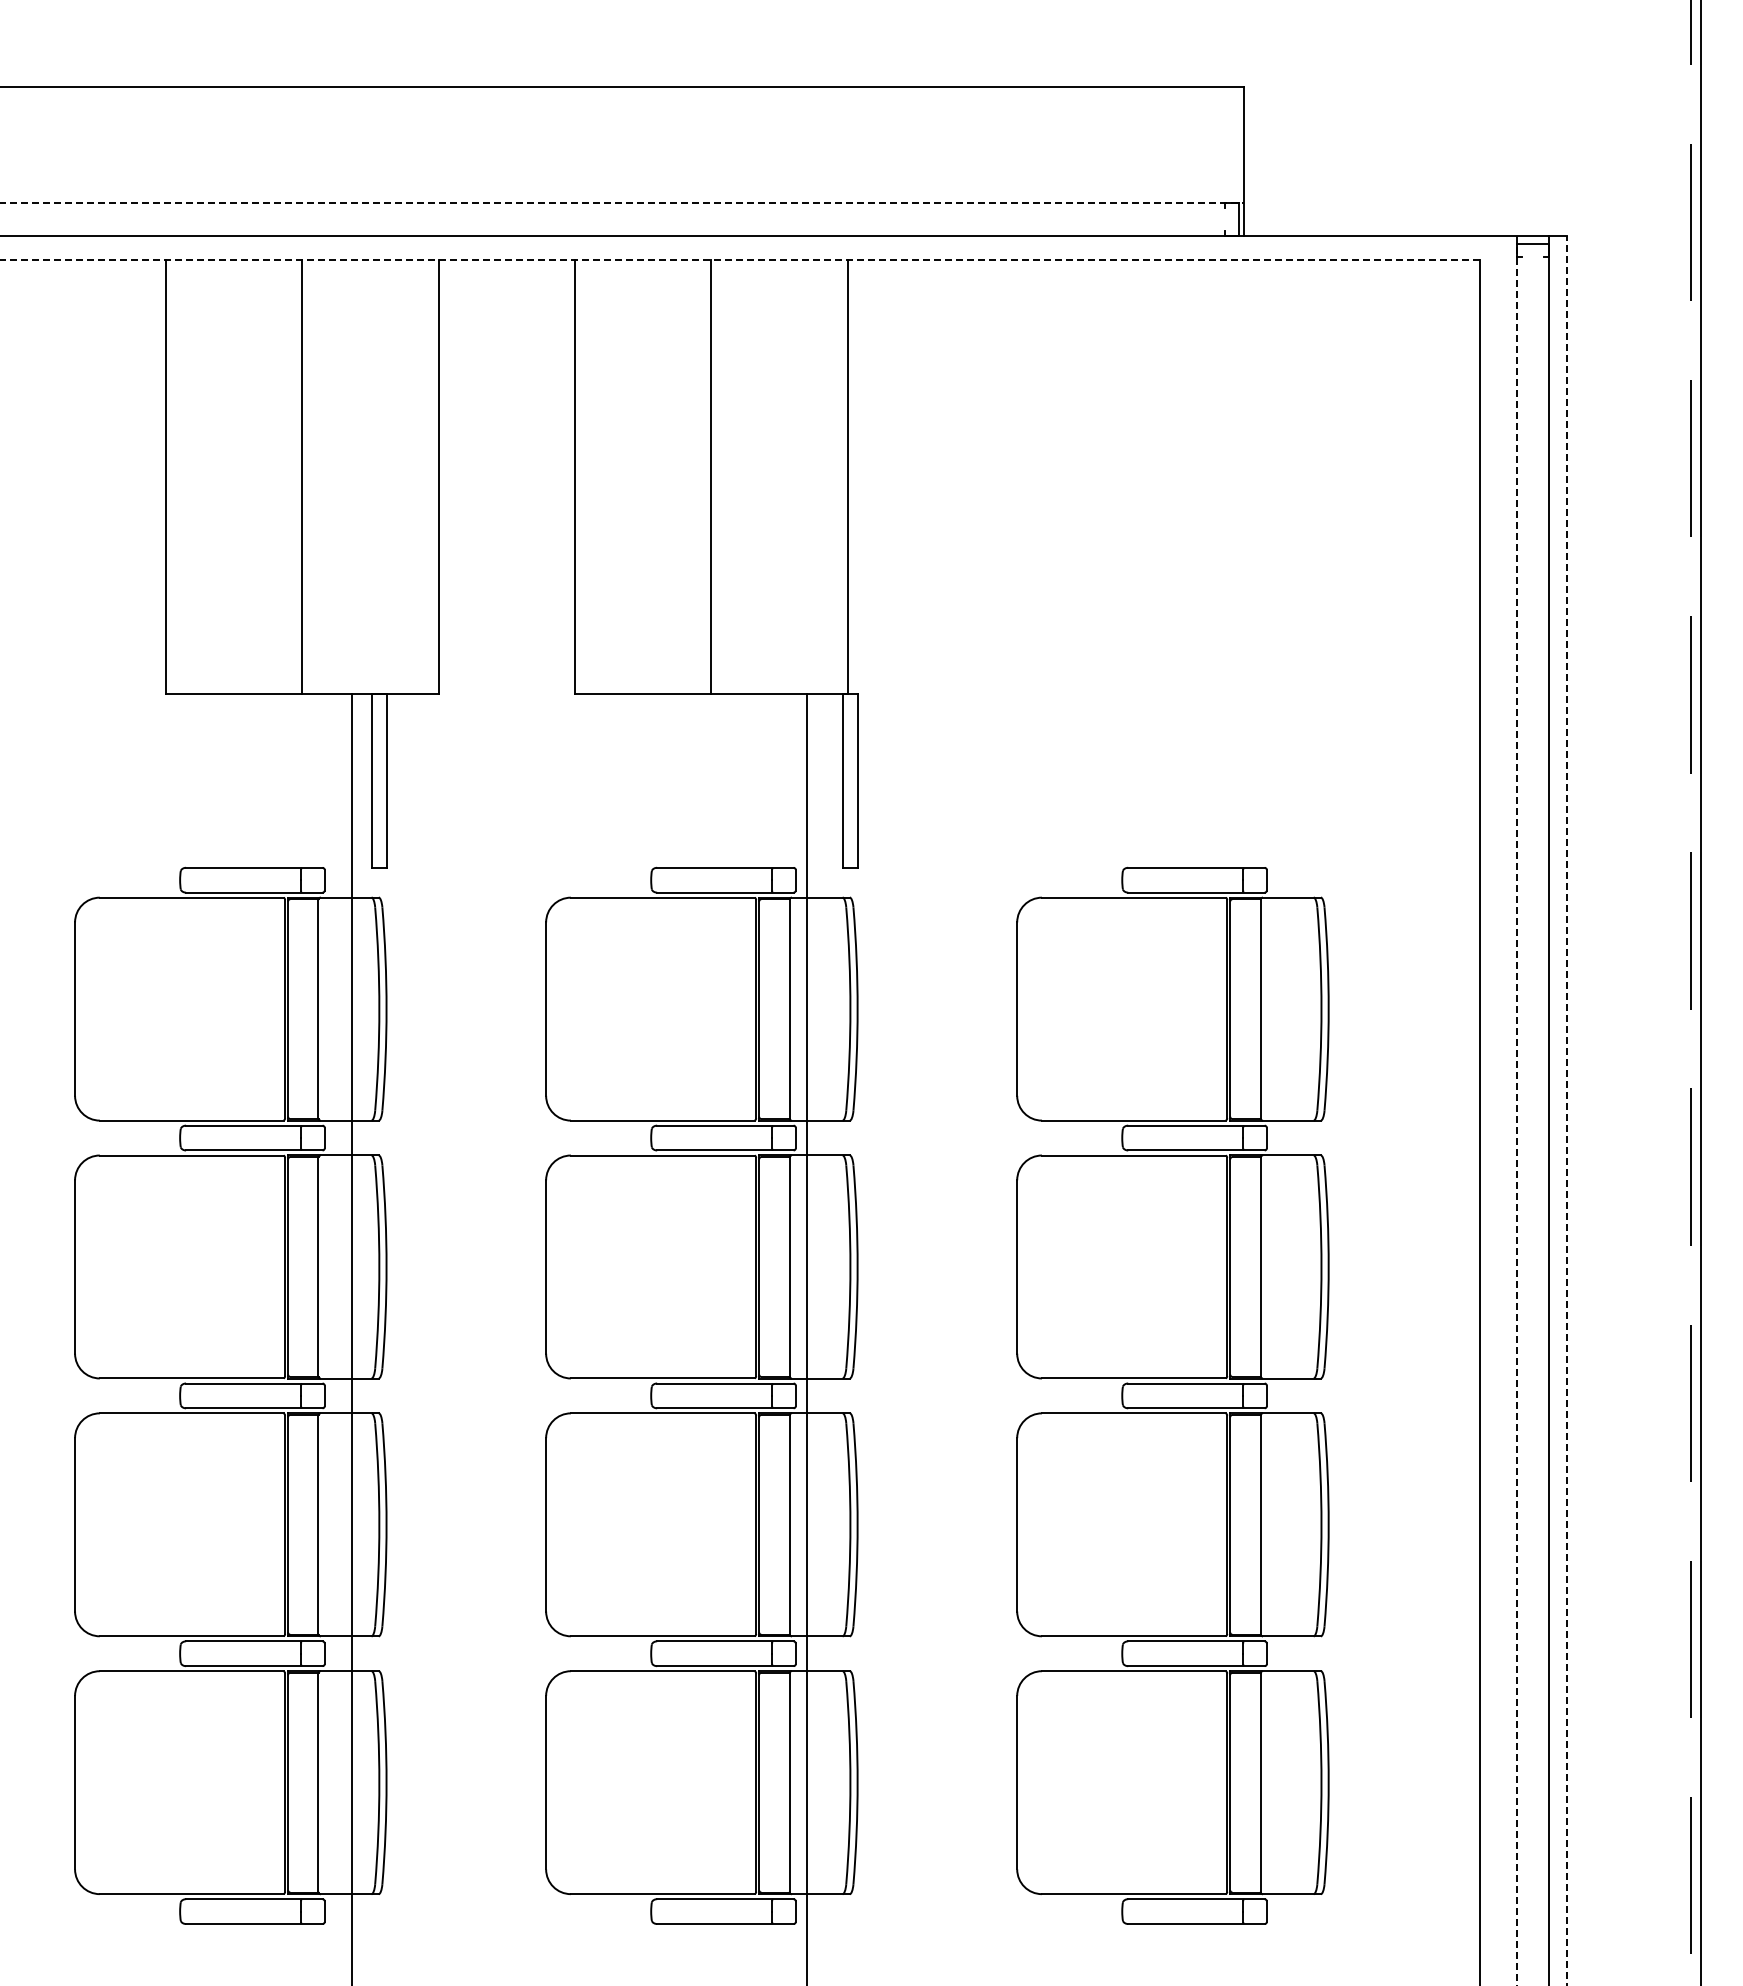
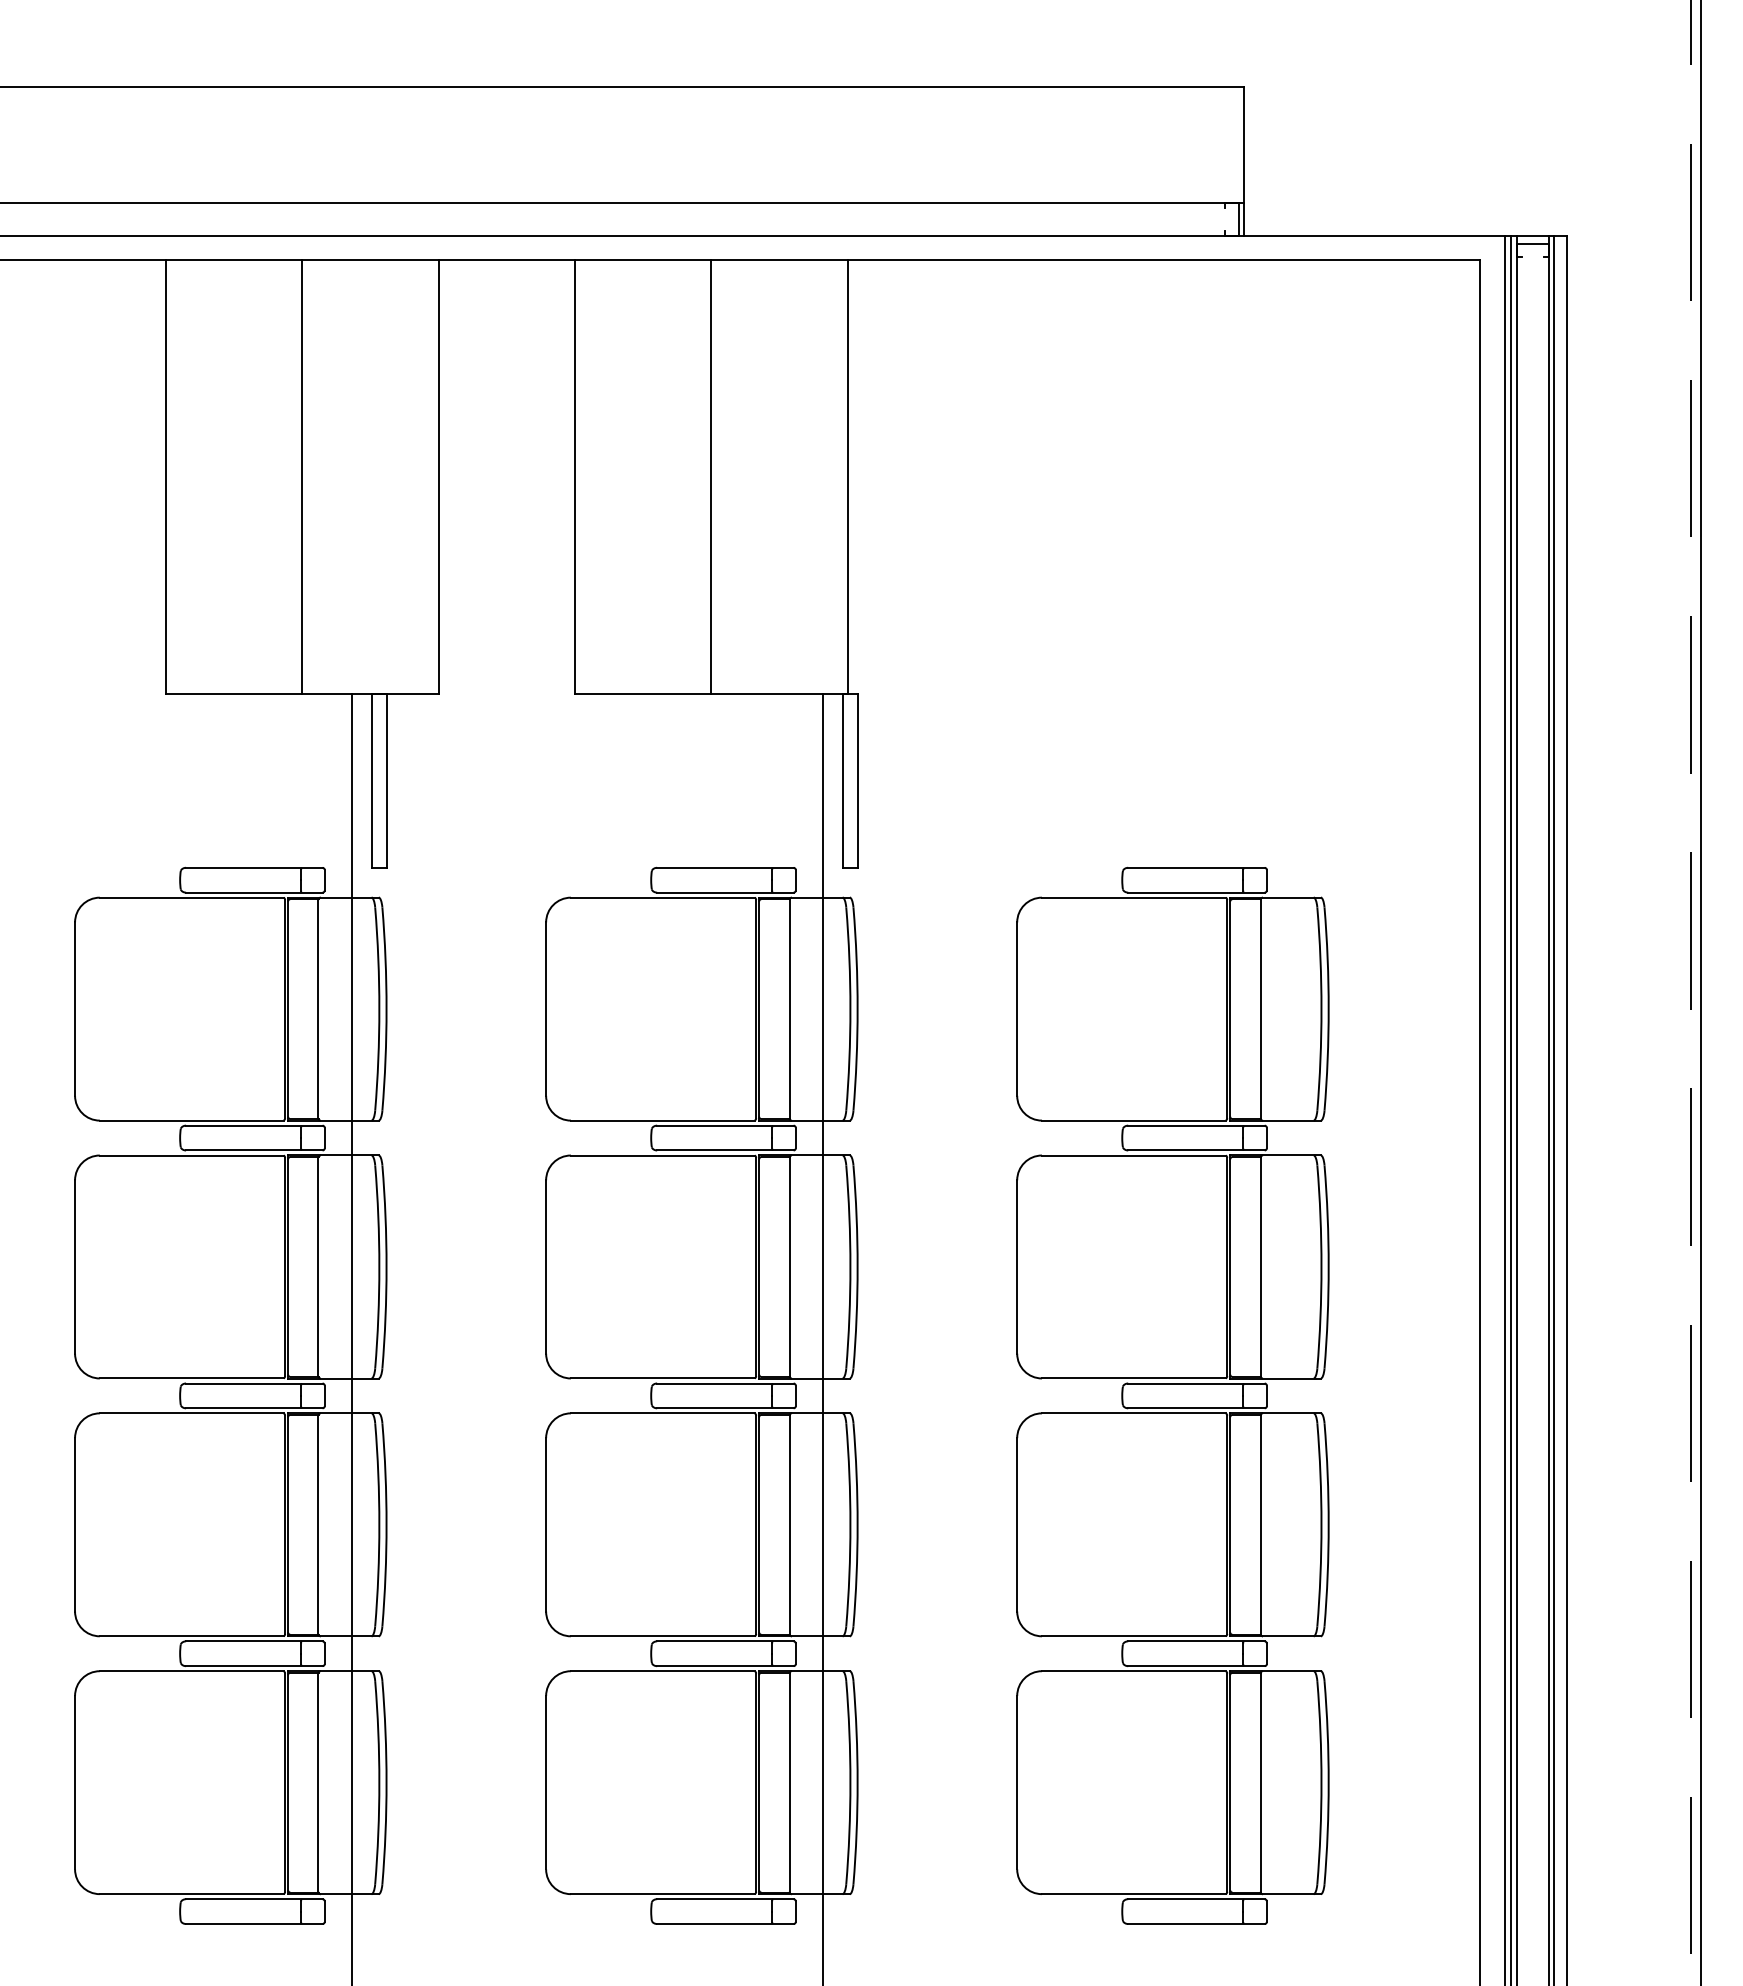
line: dashed -> solid (622, 203)
line: dashed -> solid (739, 260)
line: none -> present (1504, 1108)
line: none -> present (1510, 1108)
line: none -> present (1554, 1108)
line: dashed -> solid (1517, 1110)
line: dashed -> solid (1566, 1110)
line position: (806, 1338) -> (822, 1338) (822, 1338)
